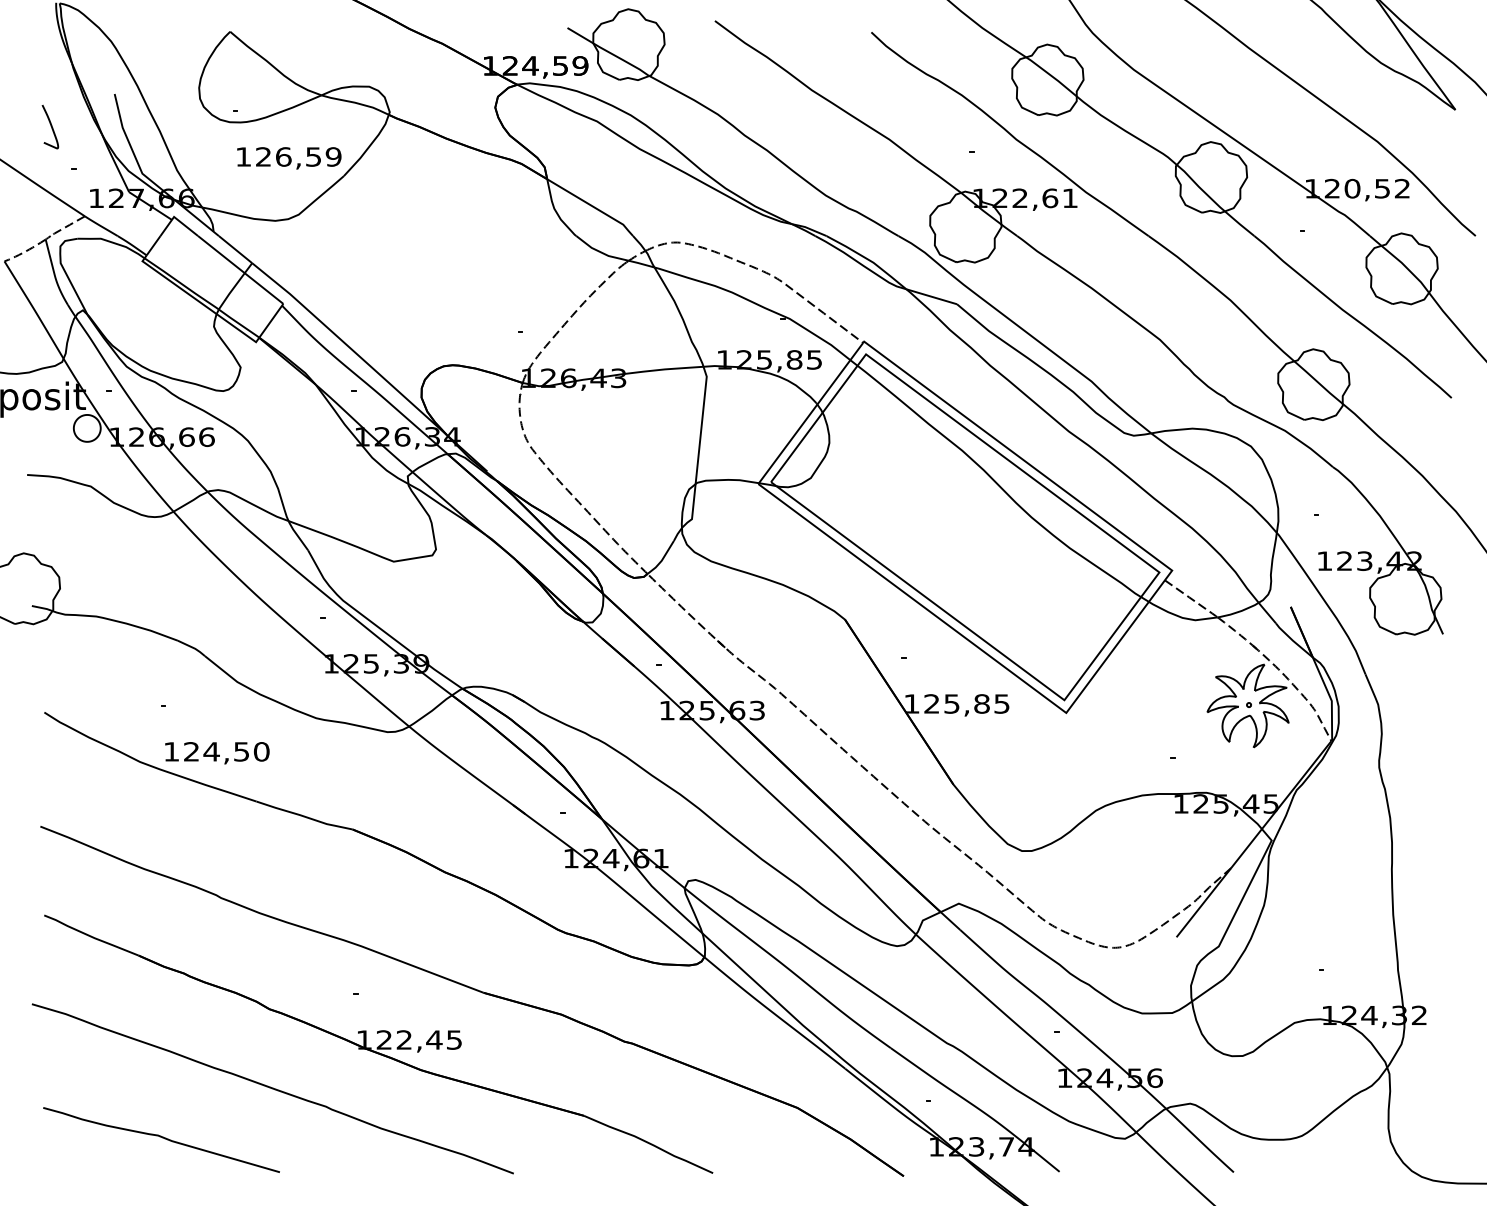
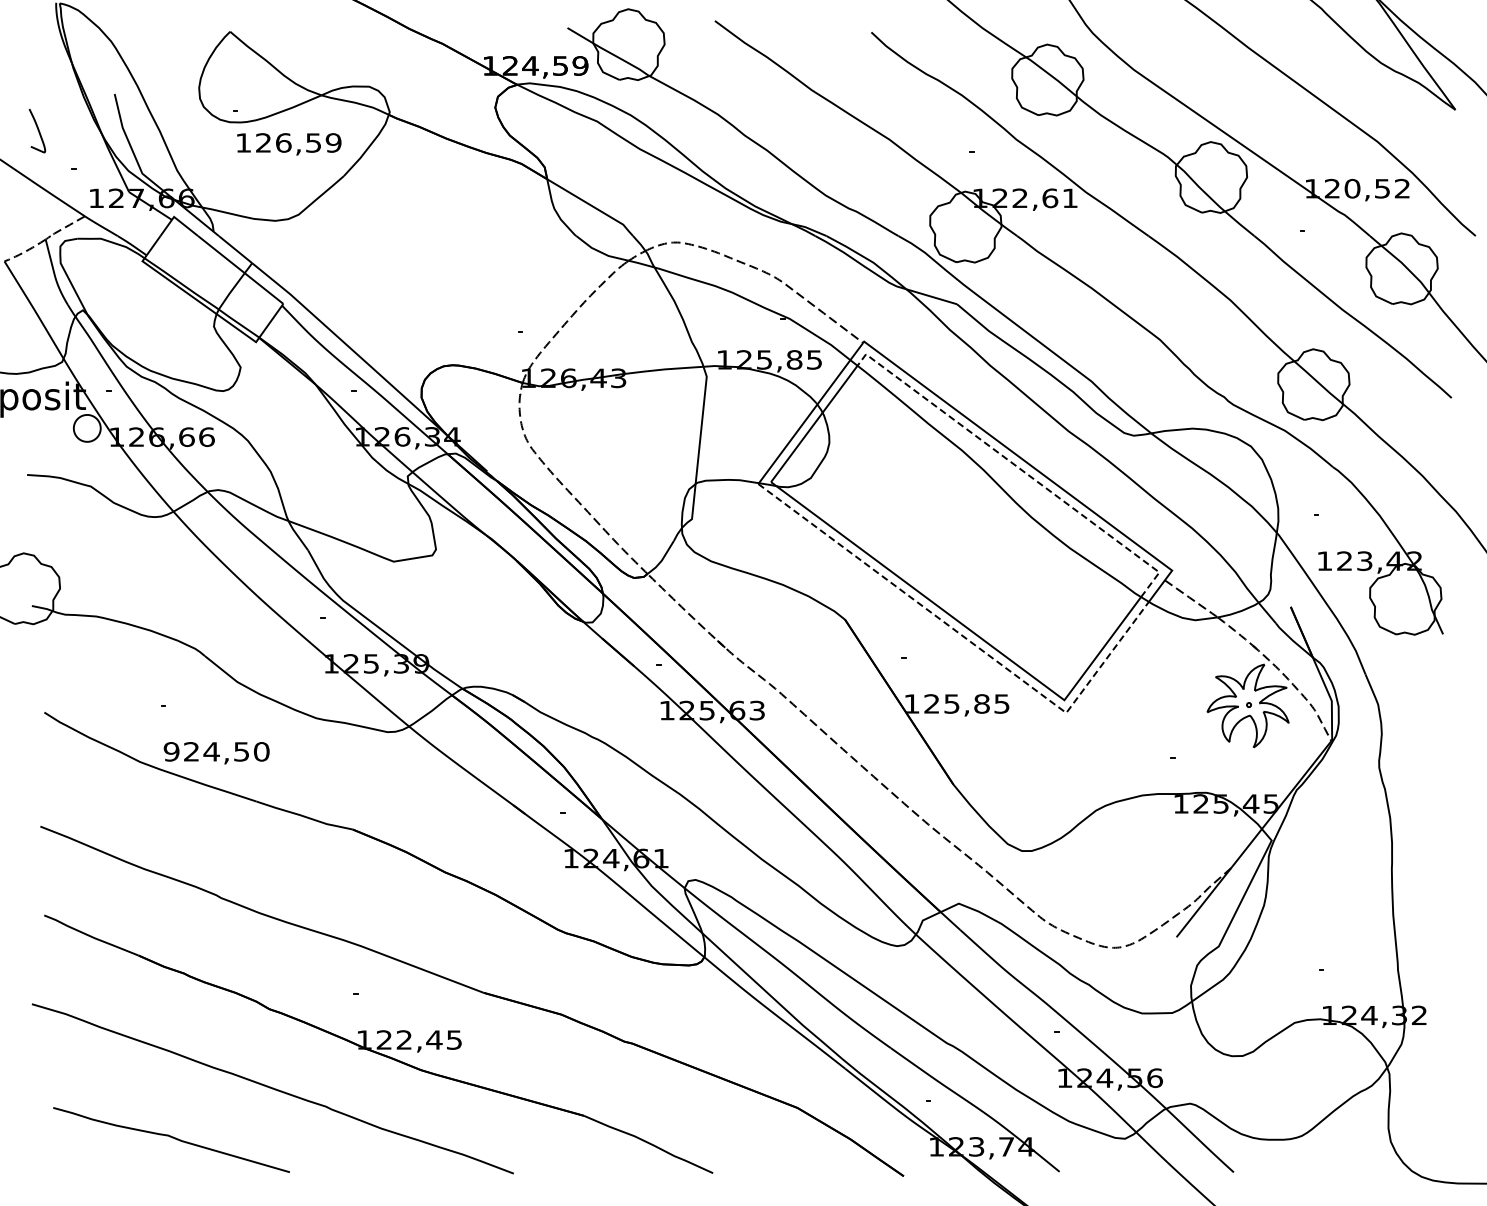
curve position: (50, 126) -> (37, 130) (37, 130)
text position: (289, 158) -> (289, 144) (289, 144)
line: solid -> dashed (1019, 468)
line: solid -> dashed (968, 640)
text: 124,50 -> 924,50 (171, 751)
curve position: (162, 1138) -> (172, 1138) (172, 1138)
